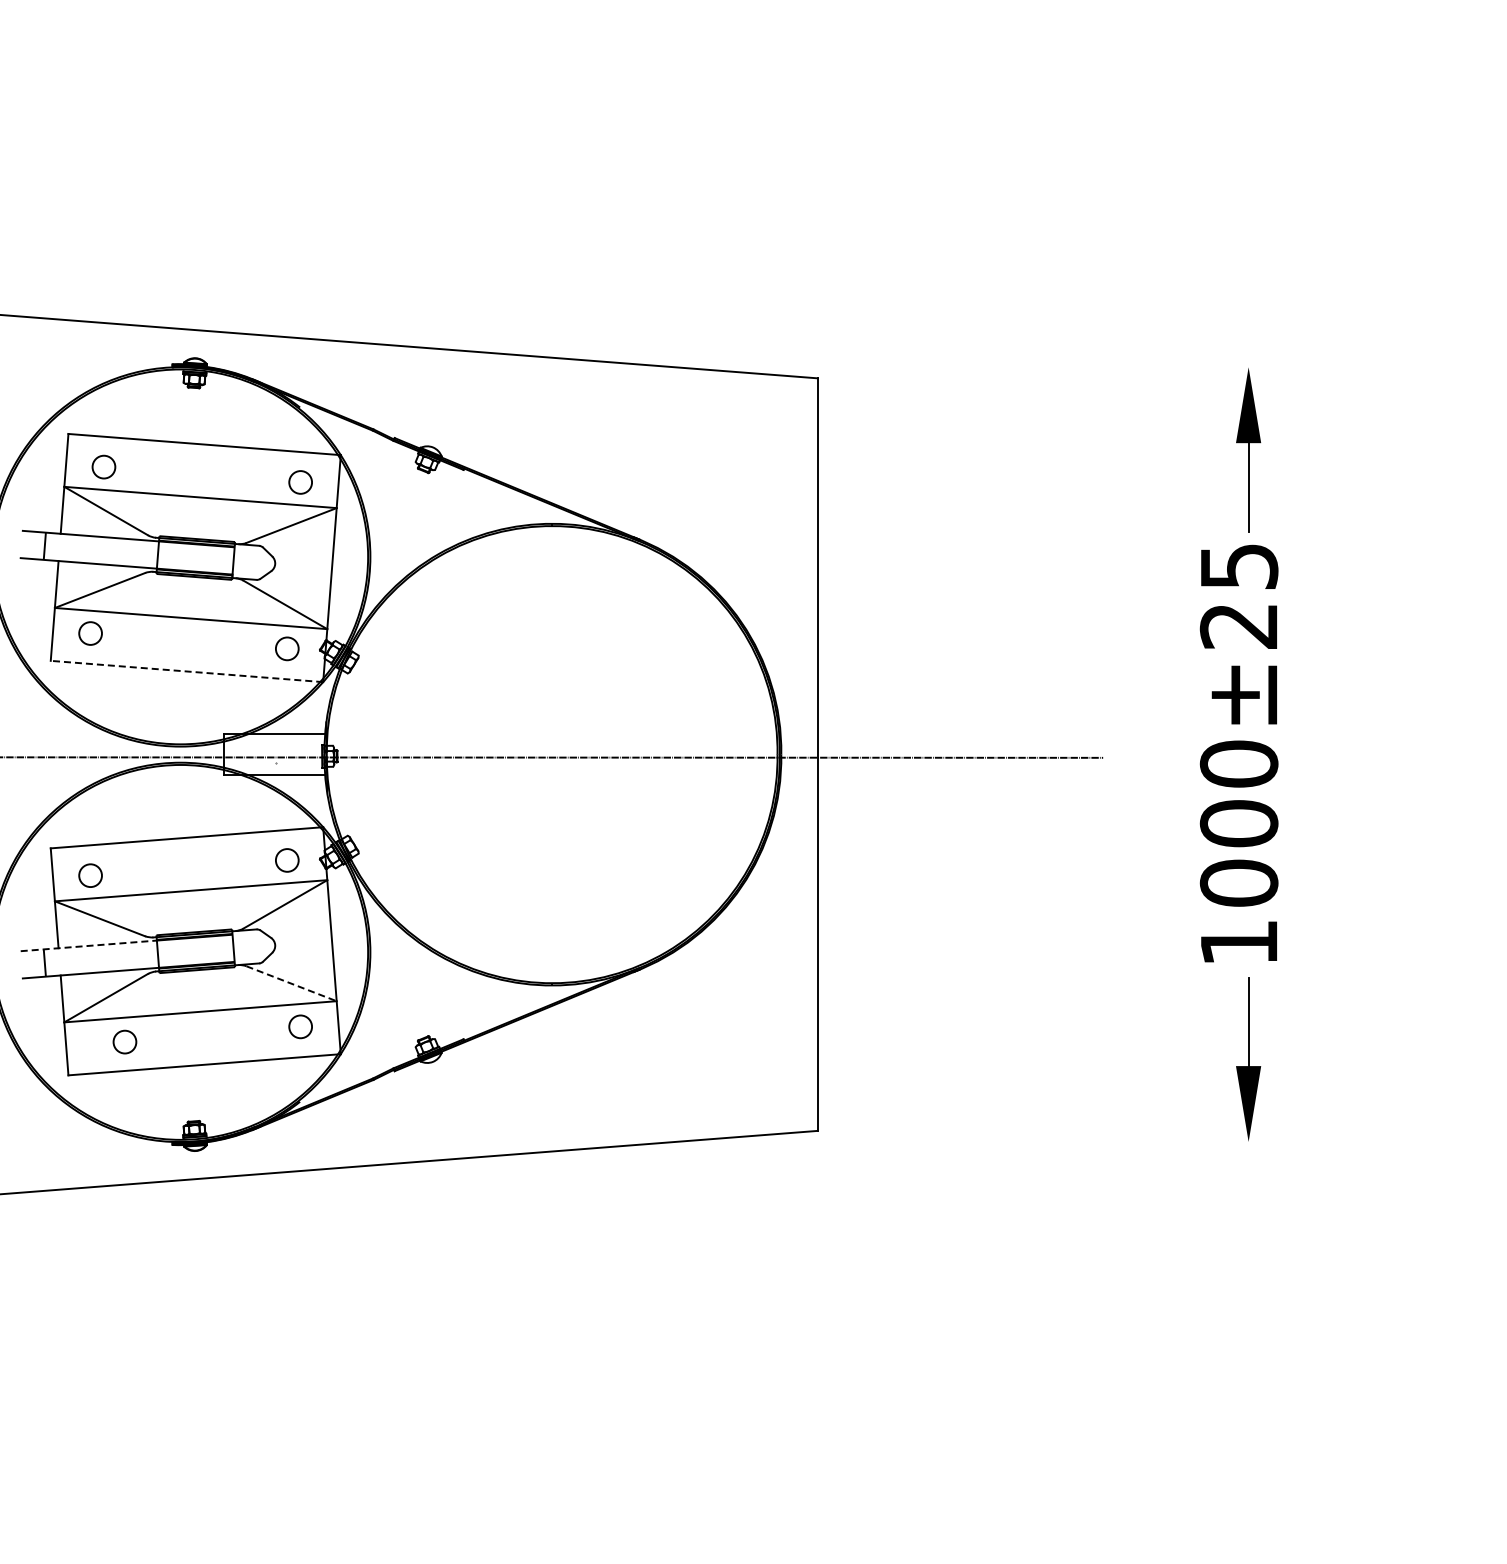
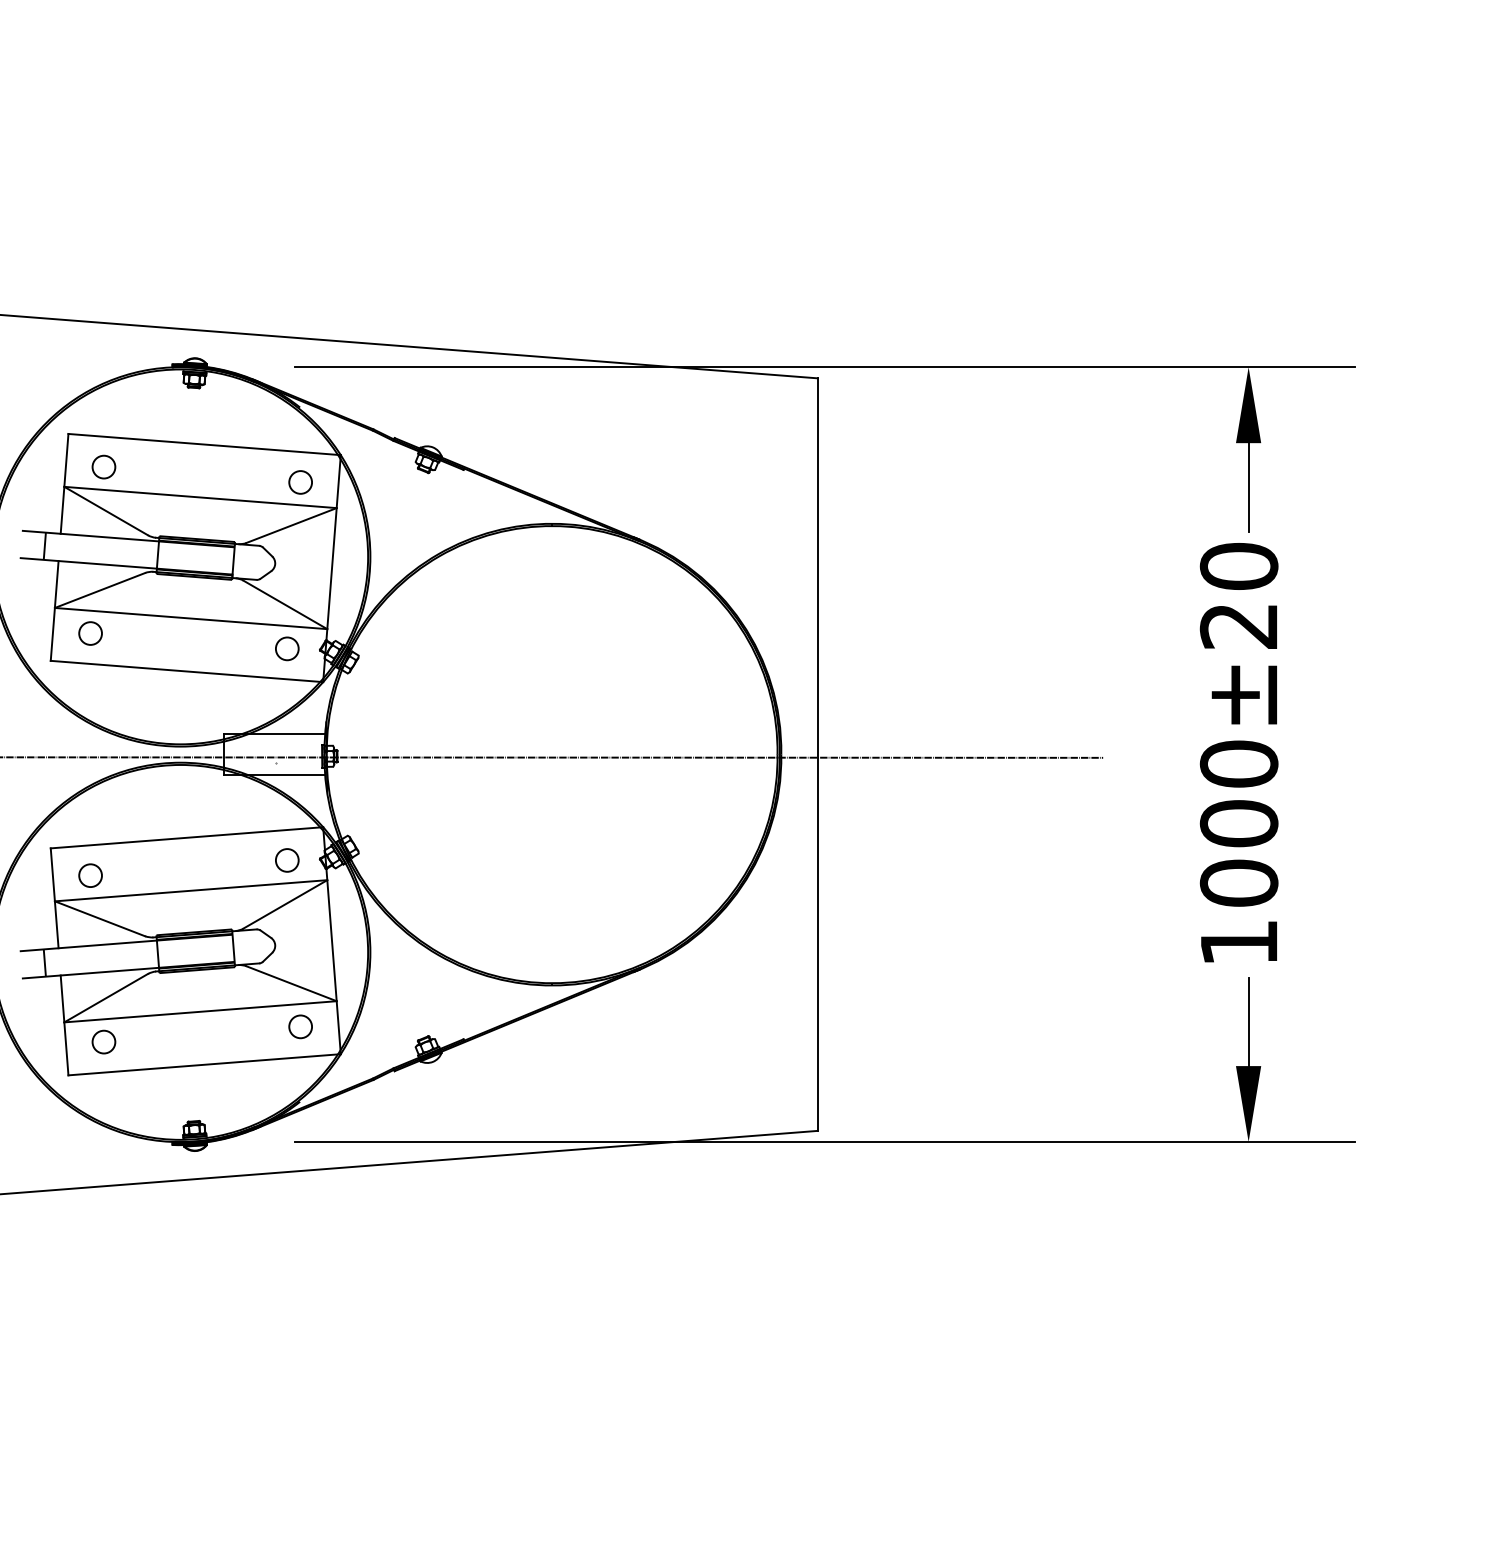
line: none -> present (825, 367)
text: 1000±25 -> 1000±20 (1238, 566)
line: dashed -> solid (186, 671)
line: dashed -> solid (89, 945)
line: dashed -> solid (292, 983)
circle position: (124, 1041) -> (103, 1041) (103, 1041)
line: none -> present (825, 1141)
